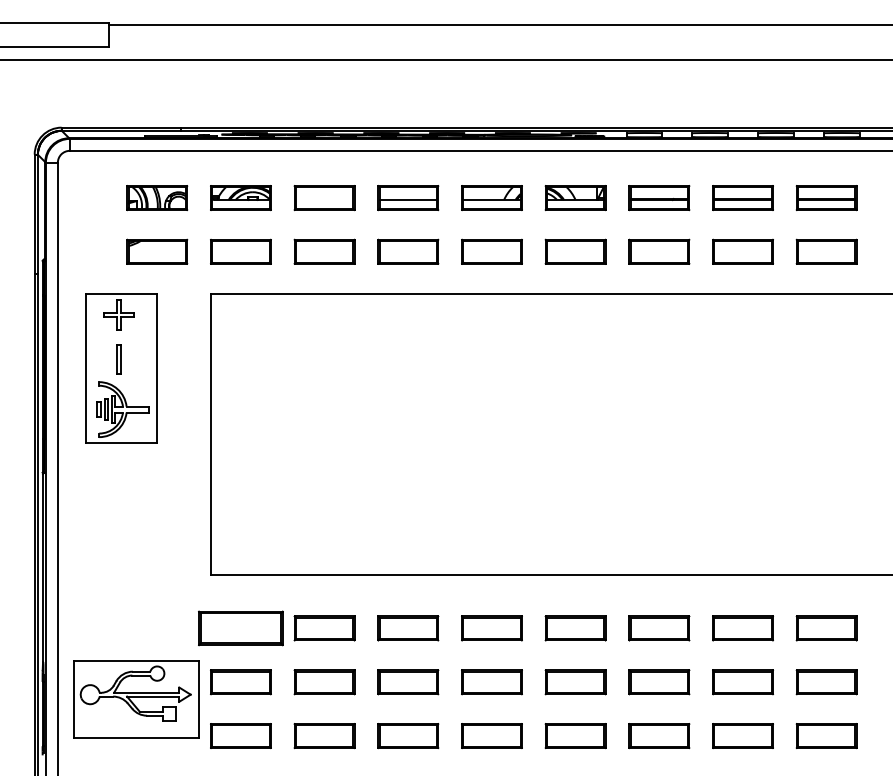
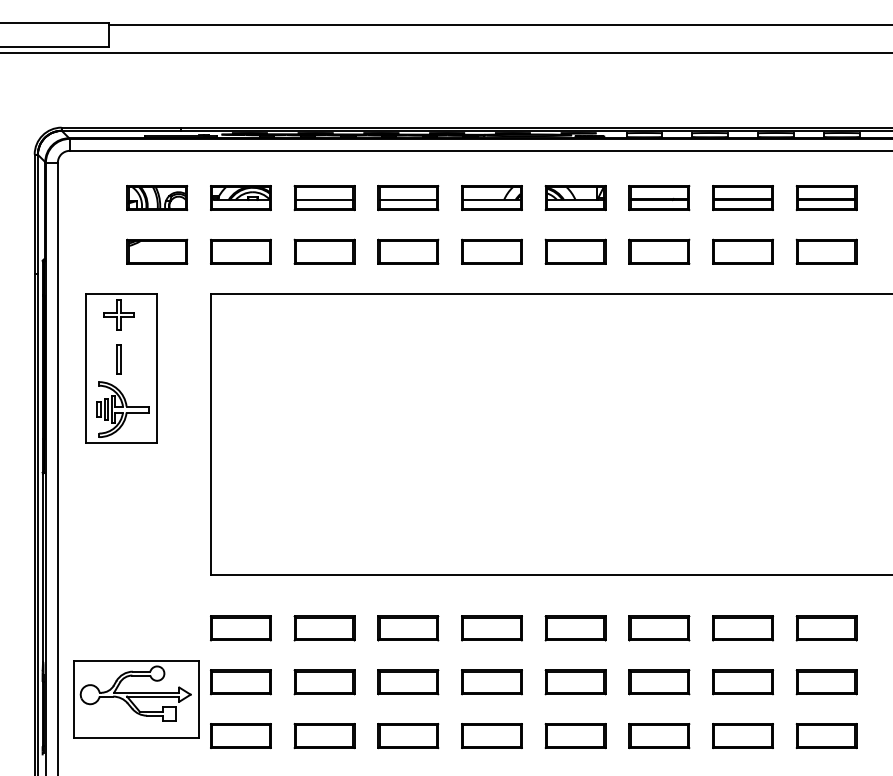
line position: (445, 59) -> (445, 52) (445, 52)
line: none -> present (324, 200)
part size: 86x37 px -> 62x27 px (240, 628)
